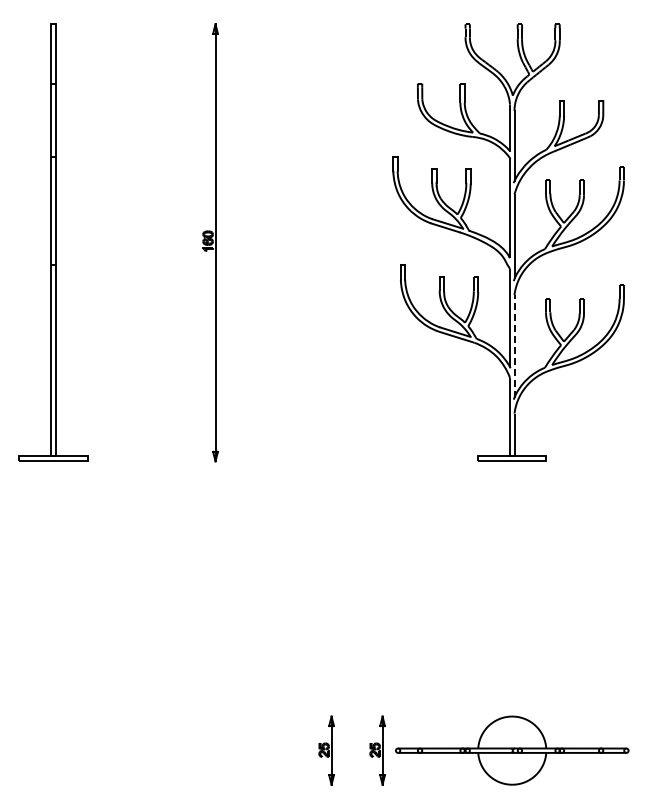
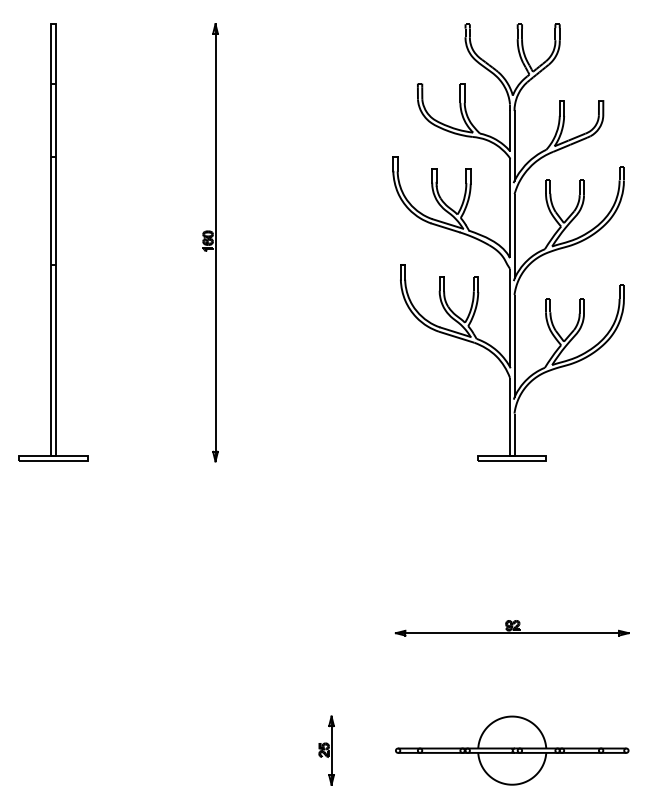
line: dashed -> solid (514, 345)
part: none -> present (511, 628)
part: present -> none (377, 750)
